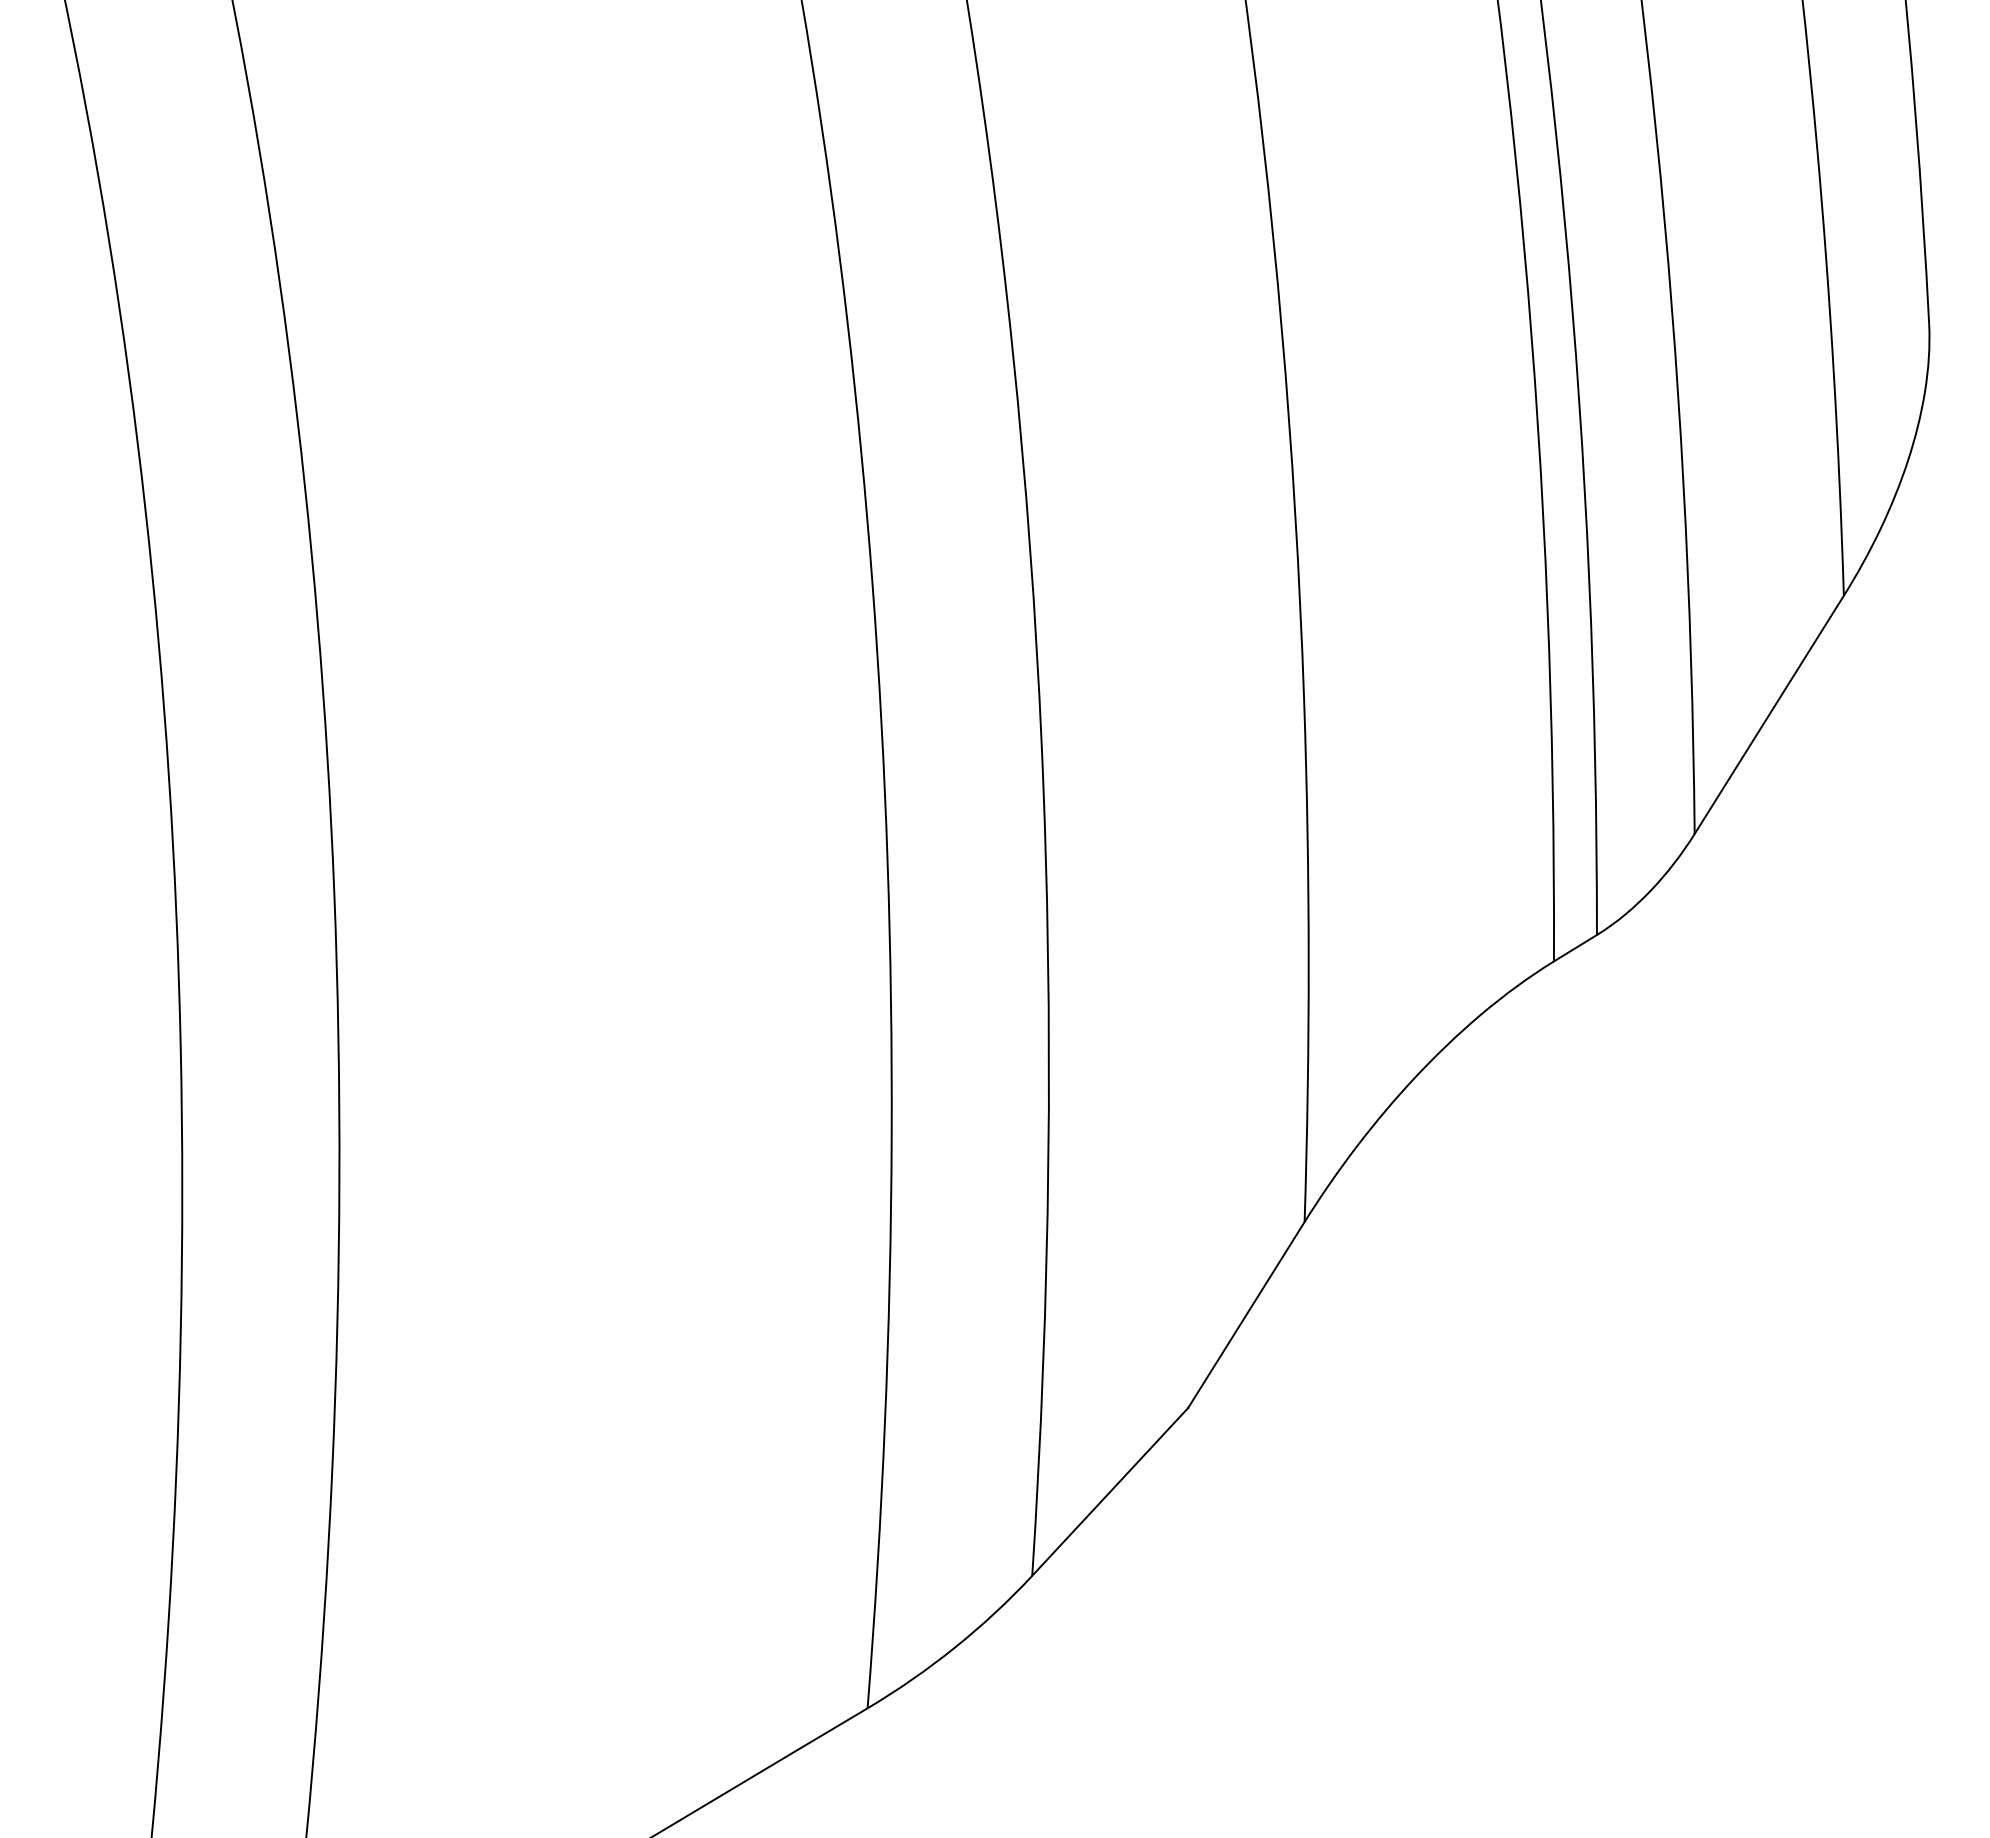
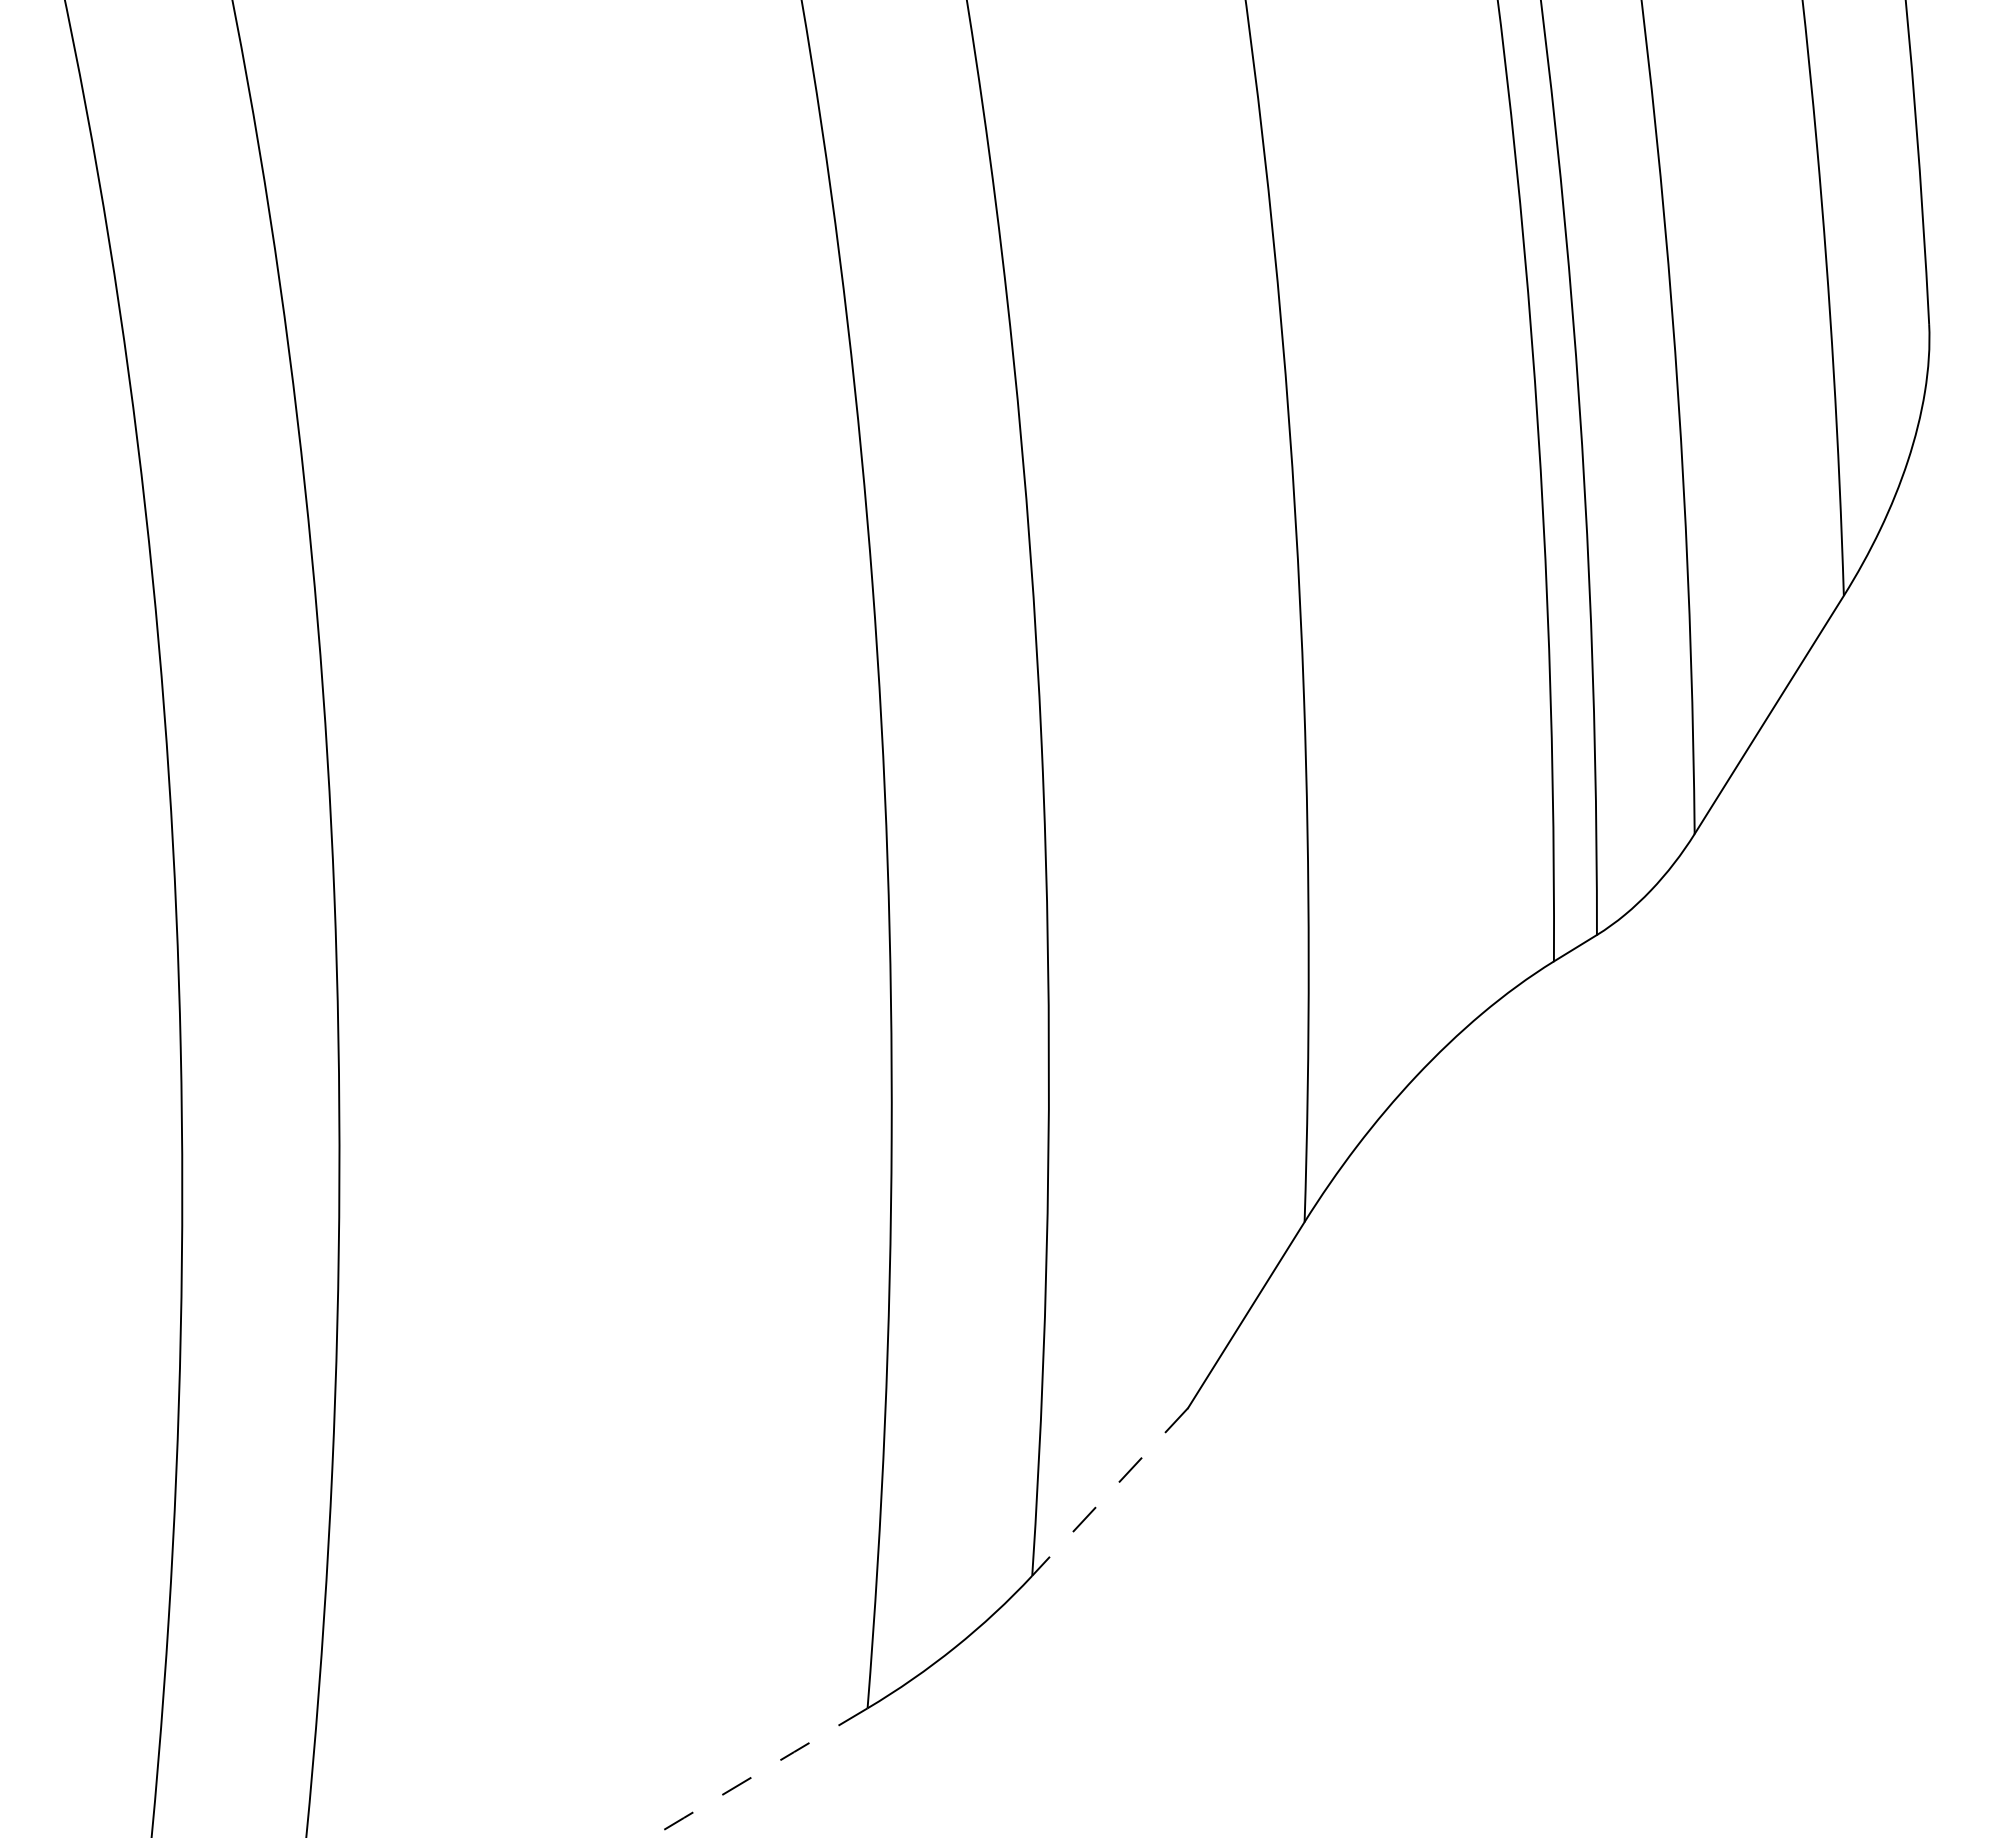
line: solid -> dashed (1109, 1492)
arc: solid -> dashed (758, 1773)
